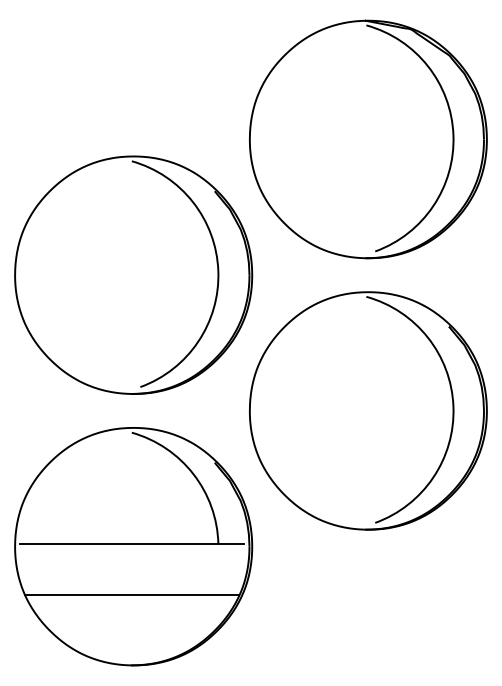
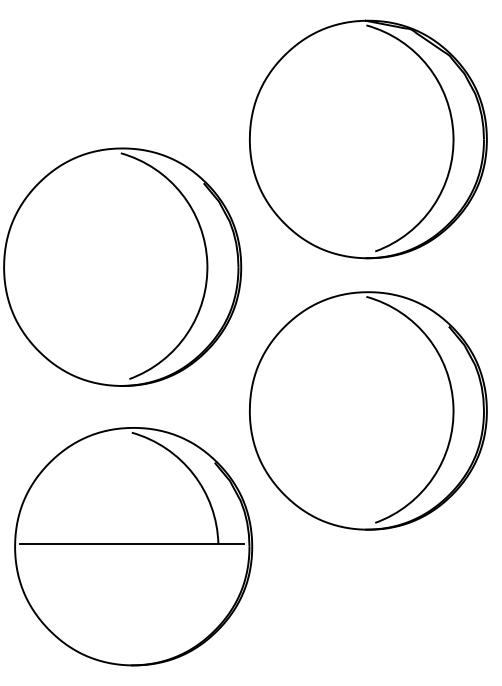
part position: (133, 274) -> (122, 266) (122, 266)
line: present -> none (131, 595)
